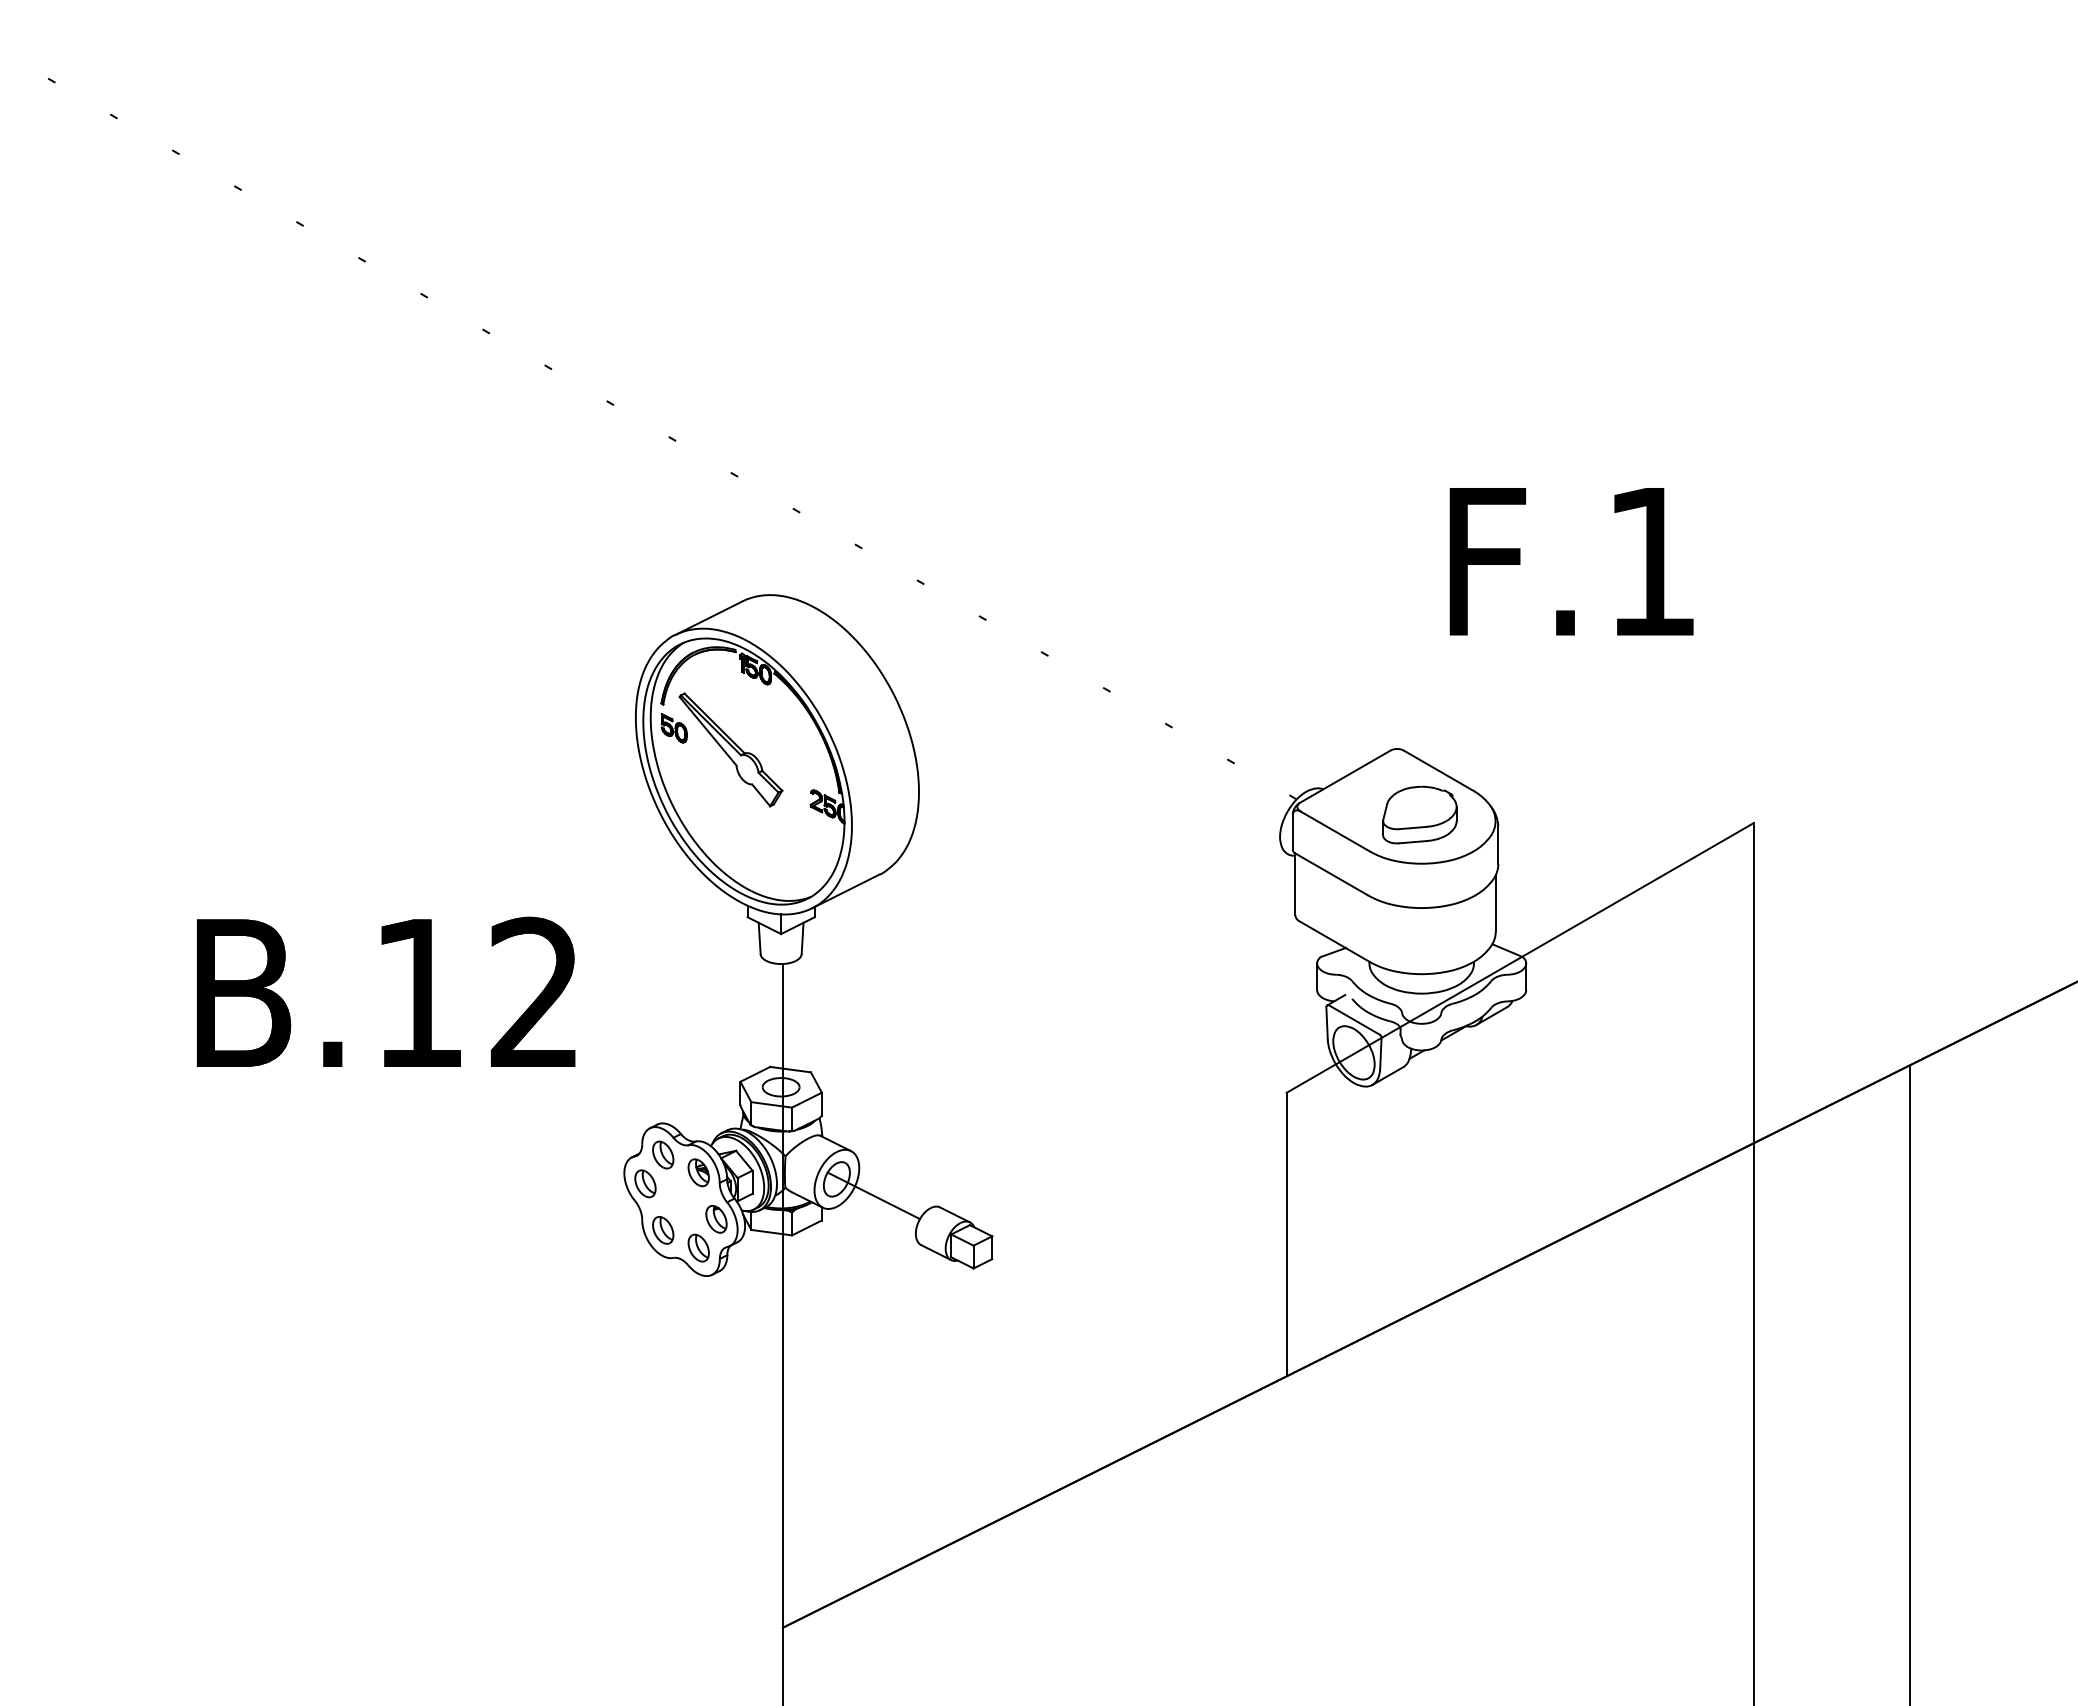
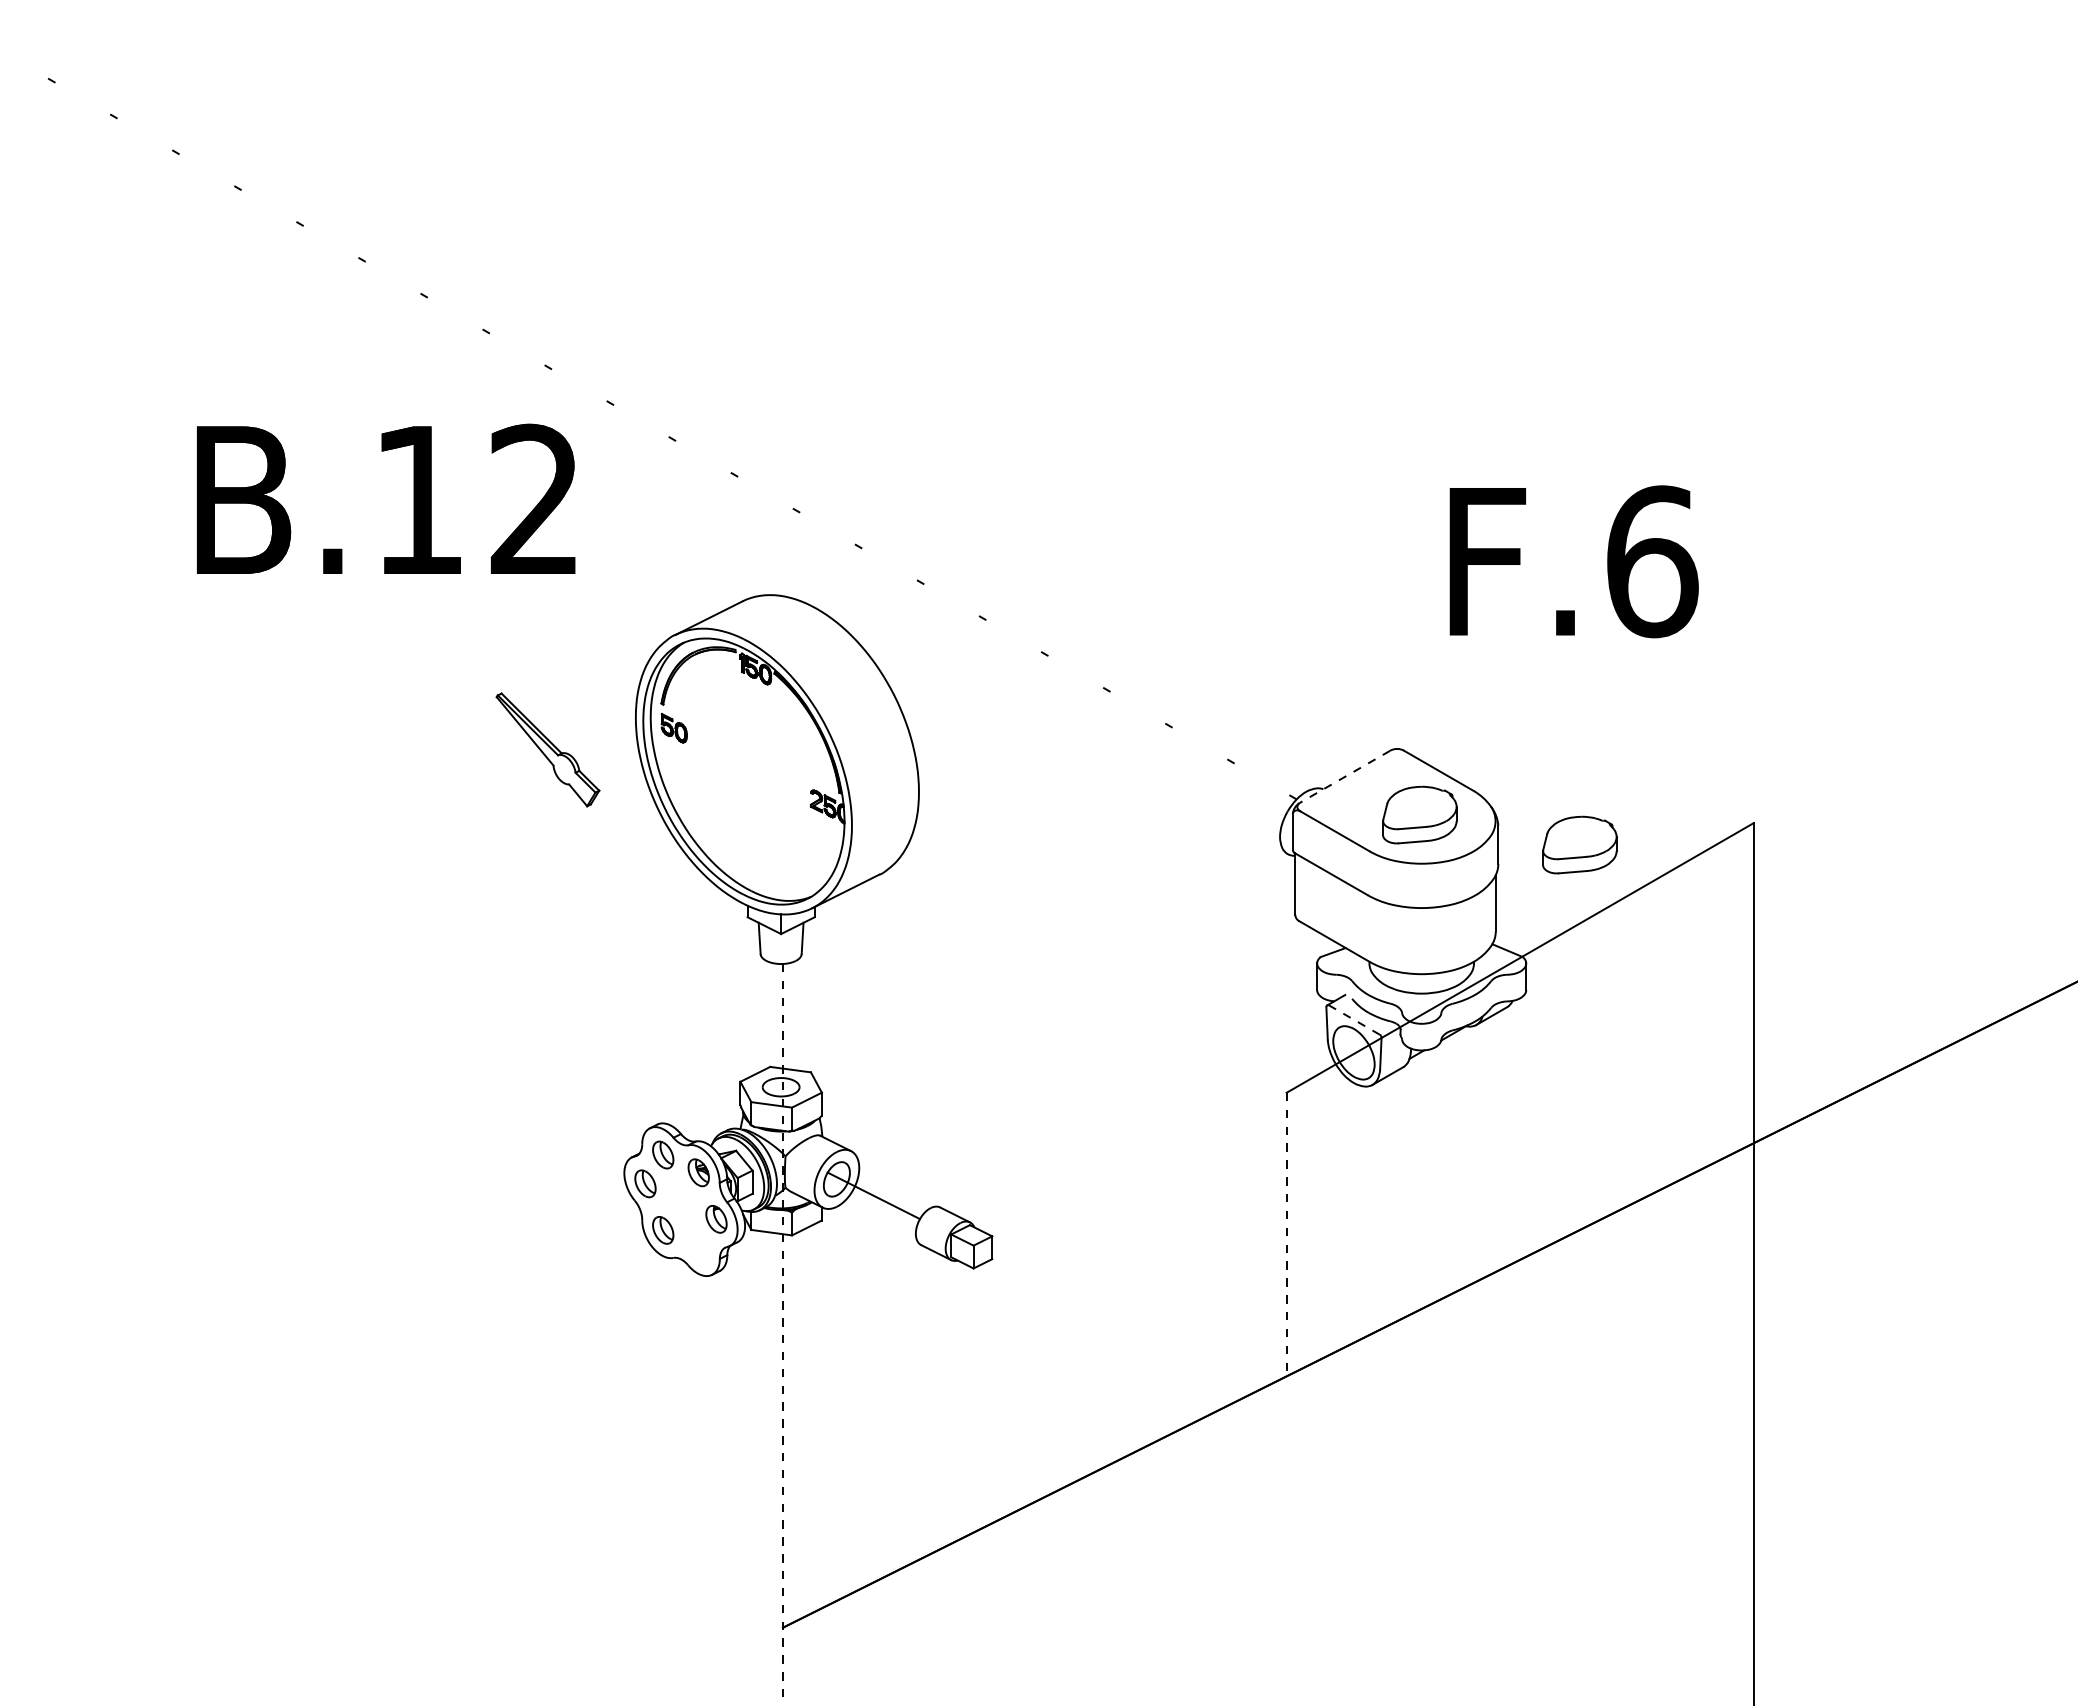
text: F.1 -> F.6 (1652, 561)
part position: (730, 749) -> (547, 749) (547, 749)
line: solid -> dashed (1344, 777)
part: none -> present (1579, 844)
text position: (386, 991) -> (386, 498) (386, 498)
line: solid -> dashed (1354, 1019)
line: solid -> dashed (1286, 1234)
part: present -> none (698, 1247)
line: solid -> dashed (782, 1334)
line: present -> none (1909, 1384)
